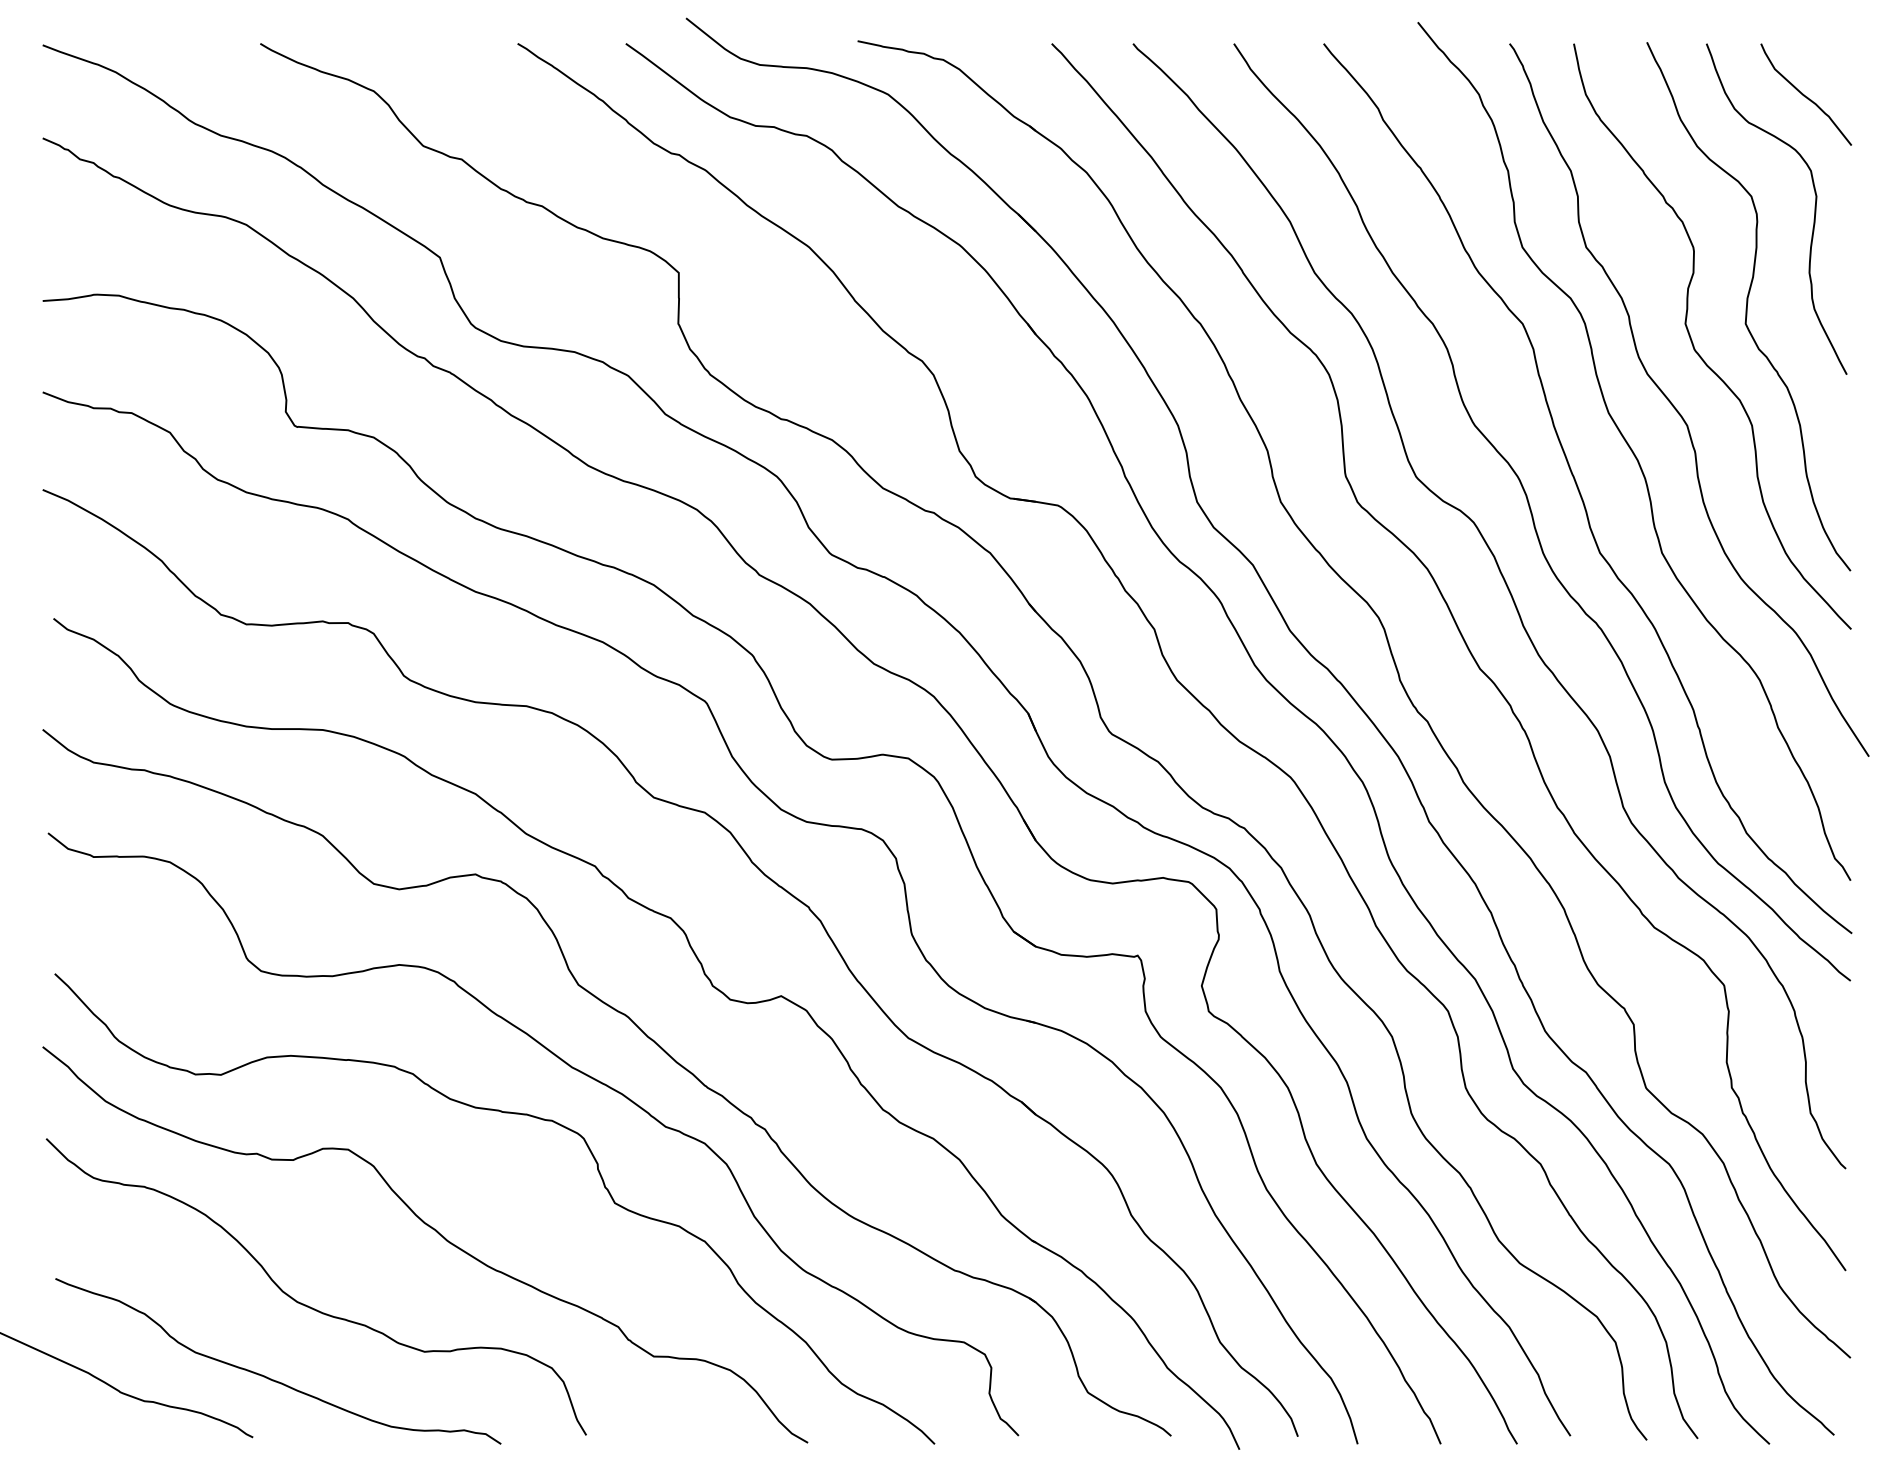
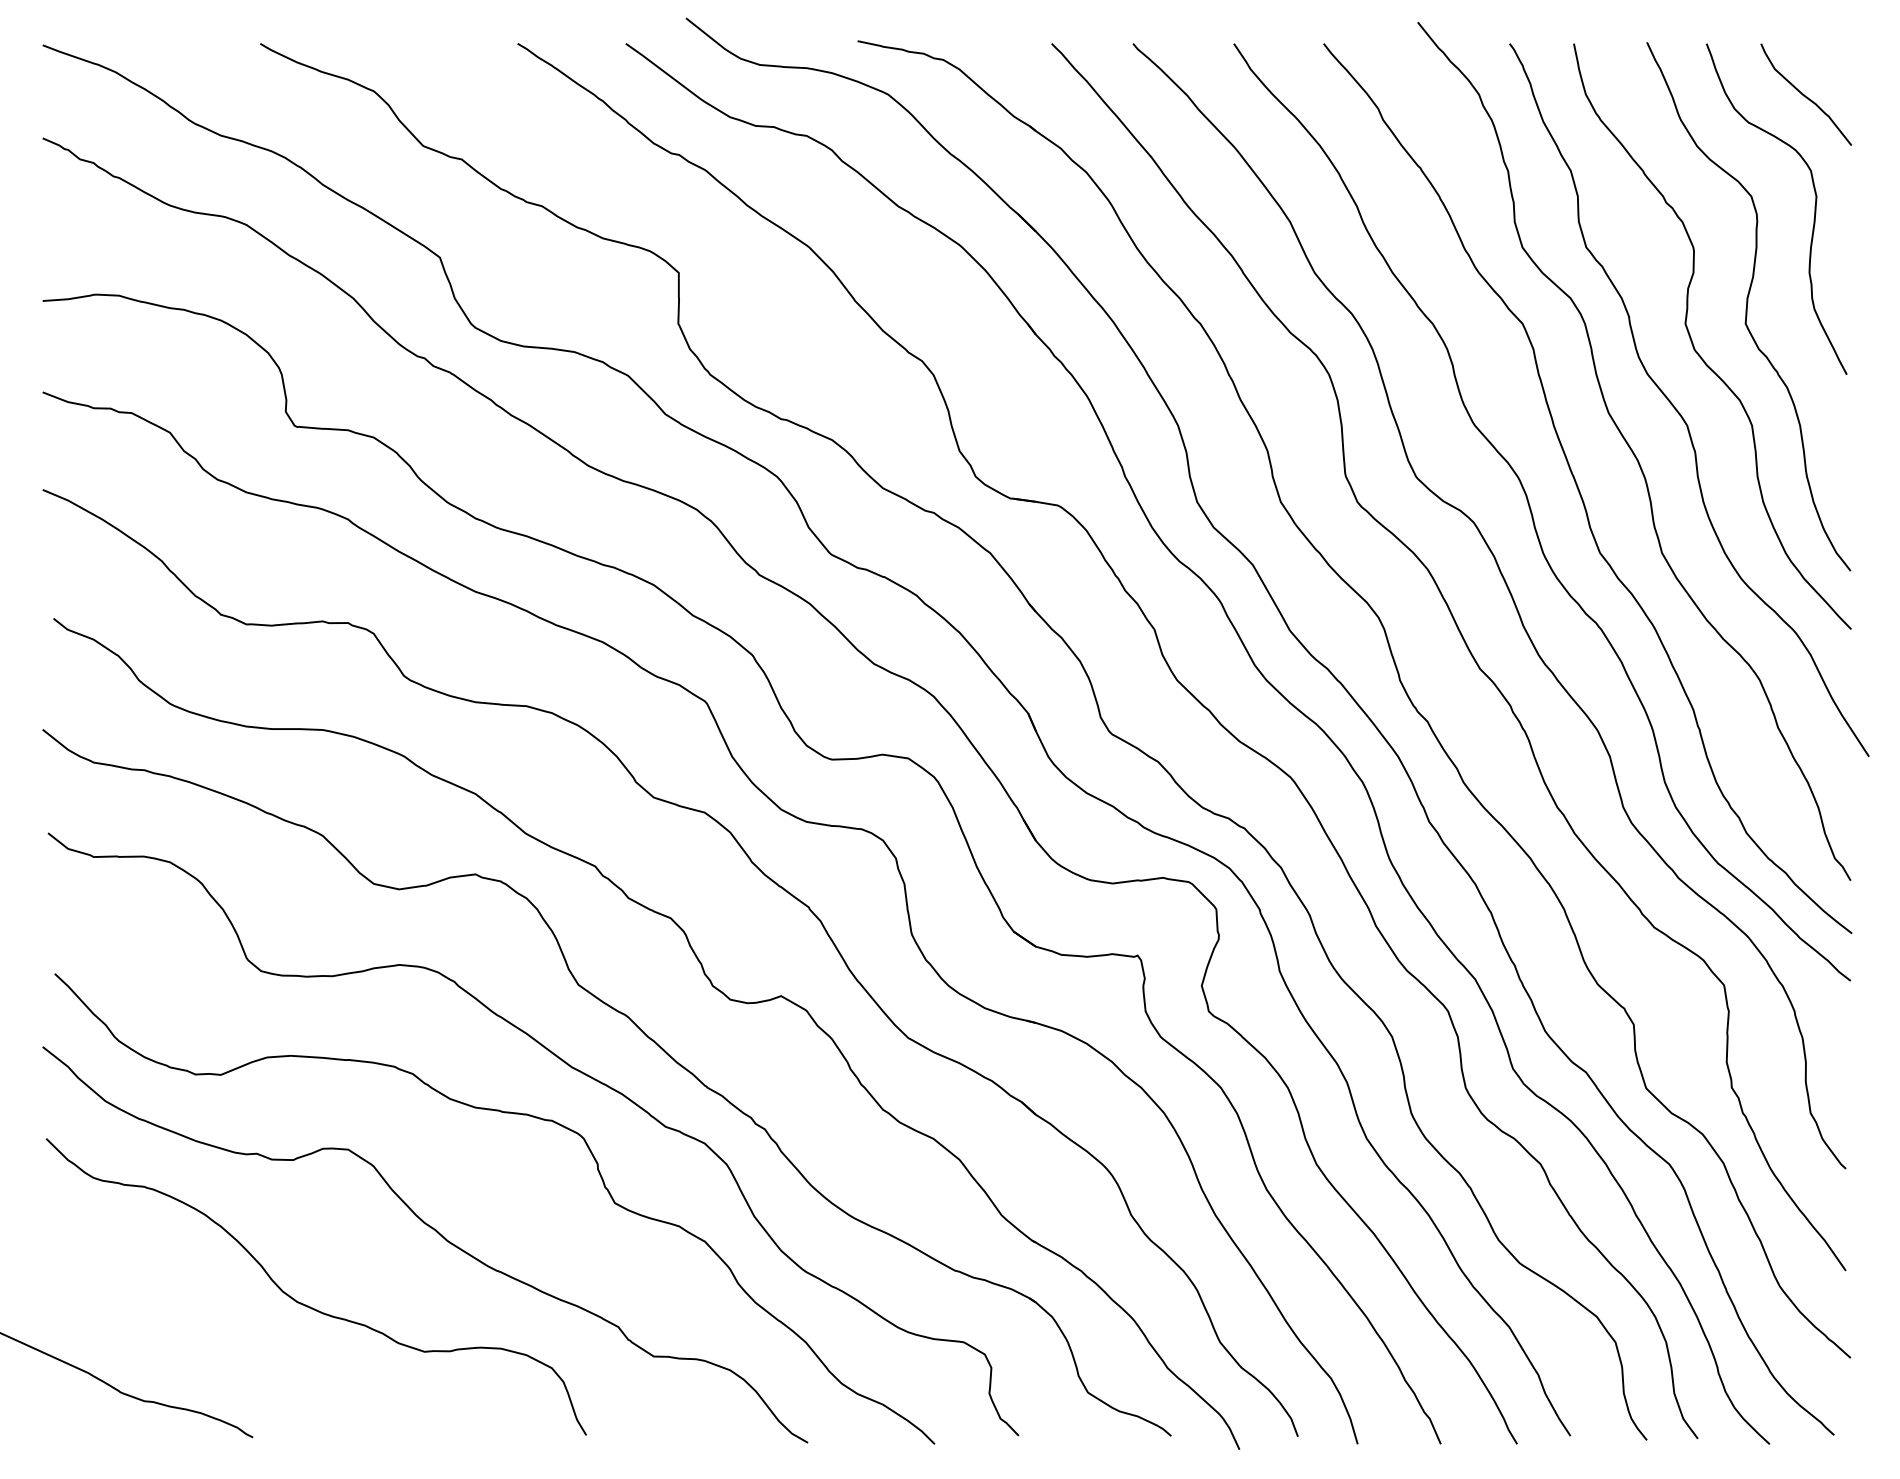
curve: present -> none (269, 1377)
